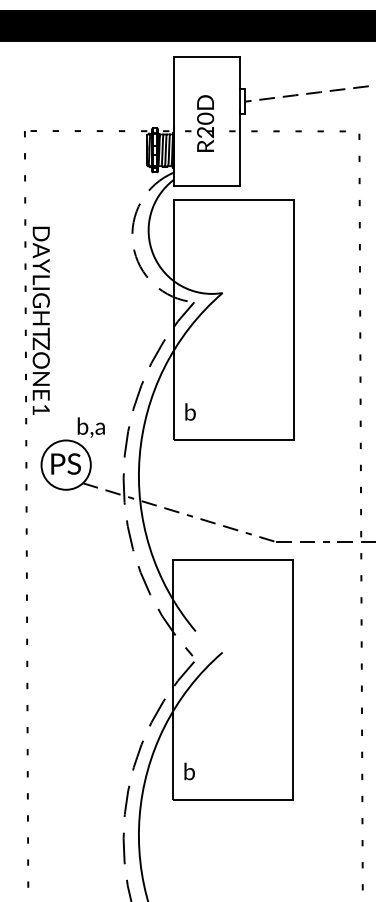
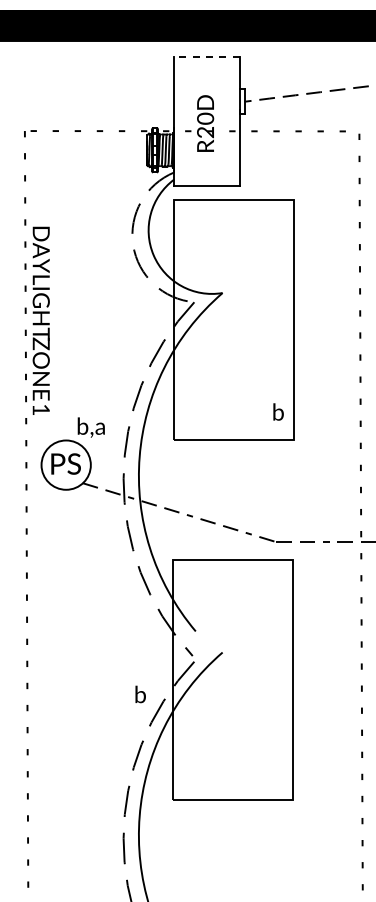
line: solid -> dashed (206, 57)
text position: (190, 411) -> (278, 411) (278, 411)
text position: (189, 771) -> (140, 694) (140, 694)
